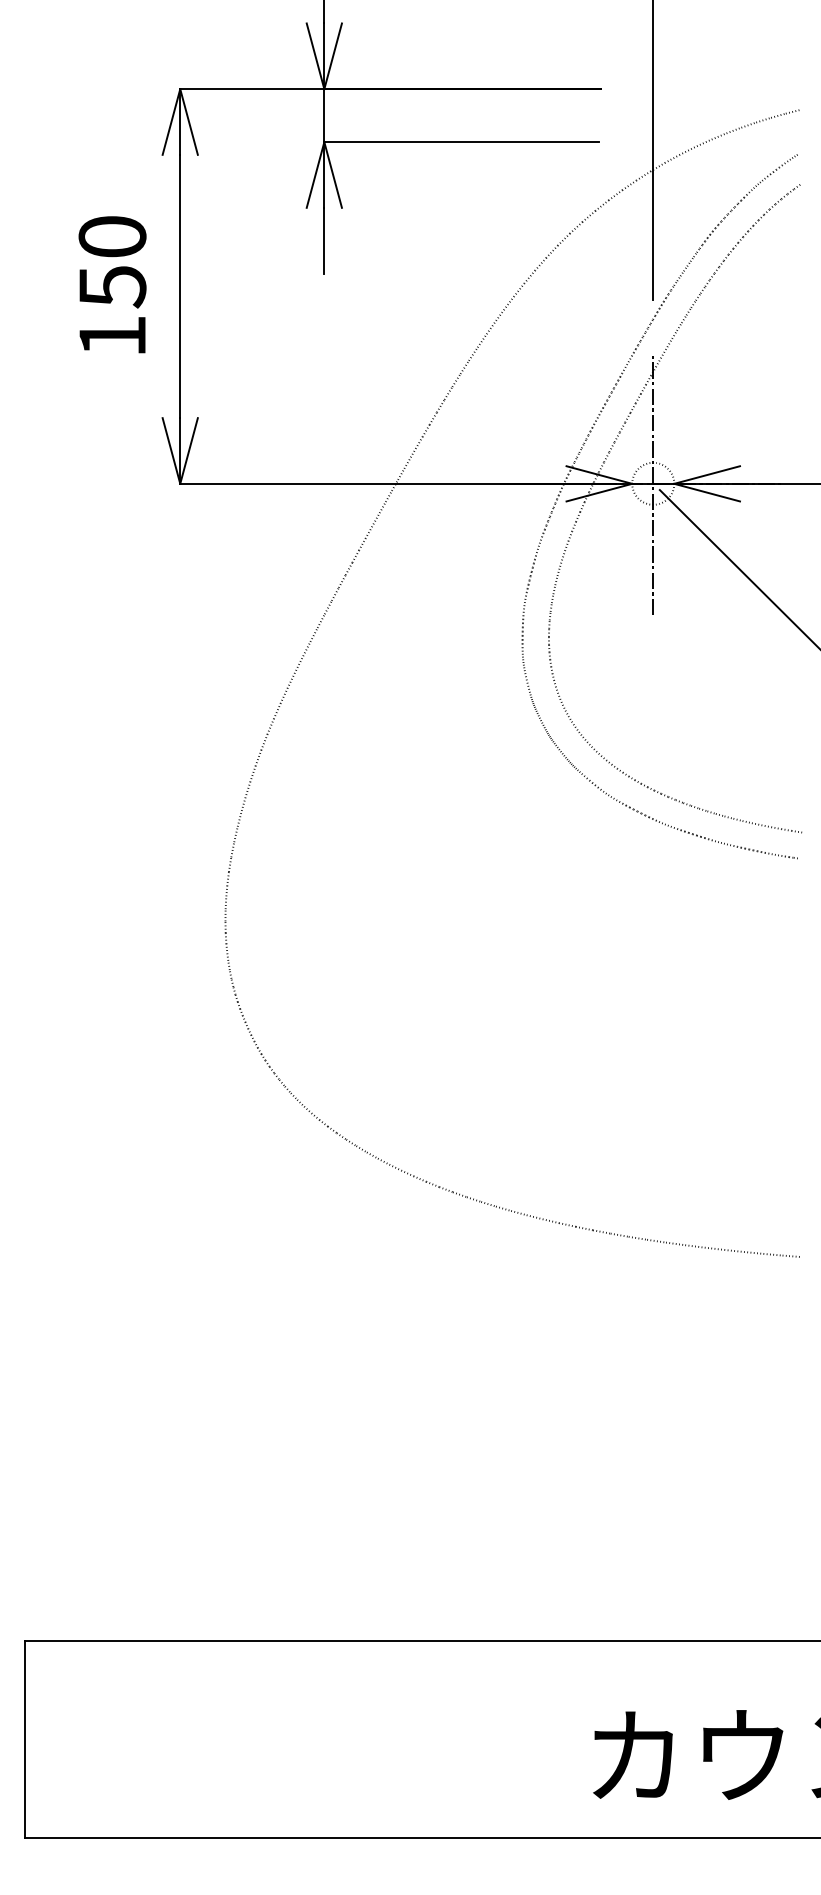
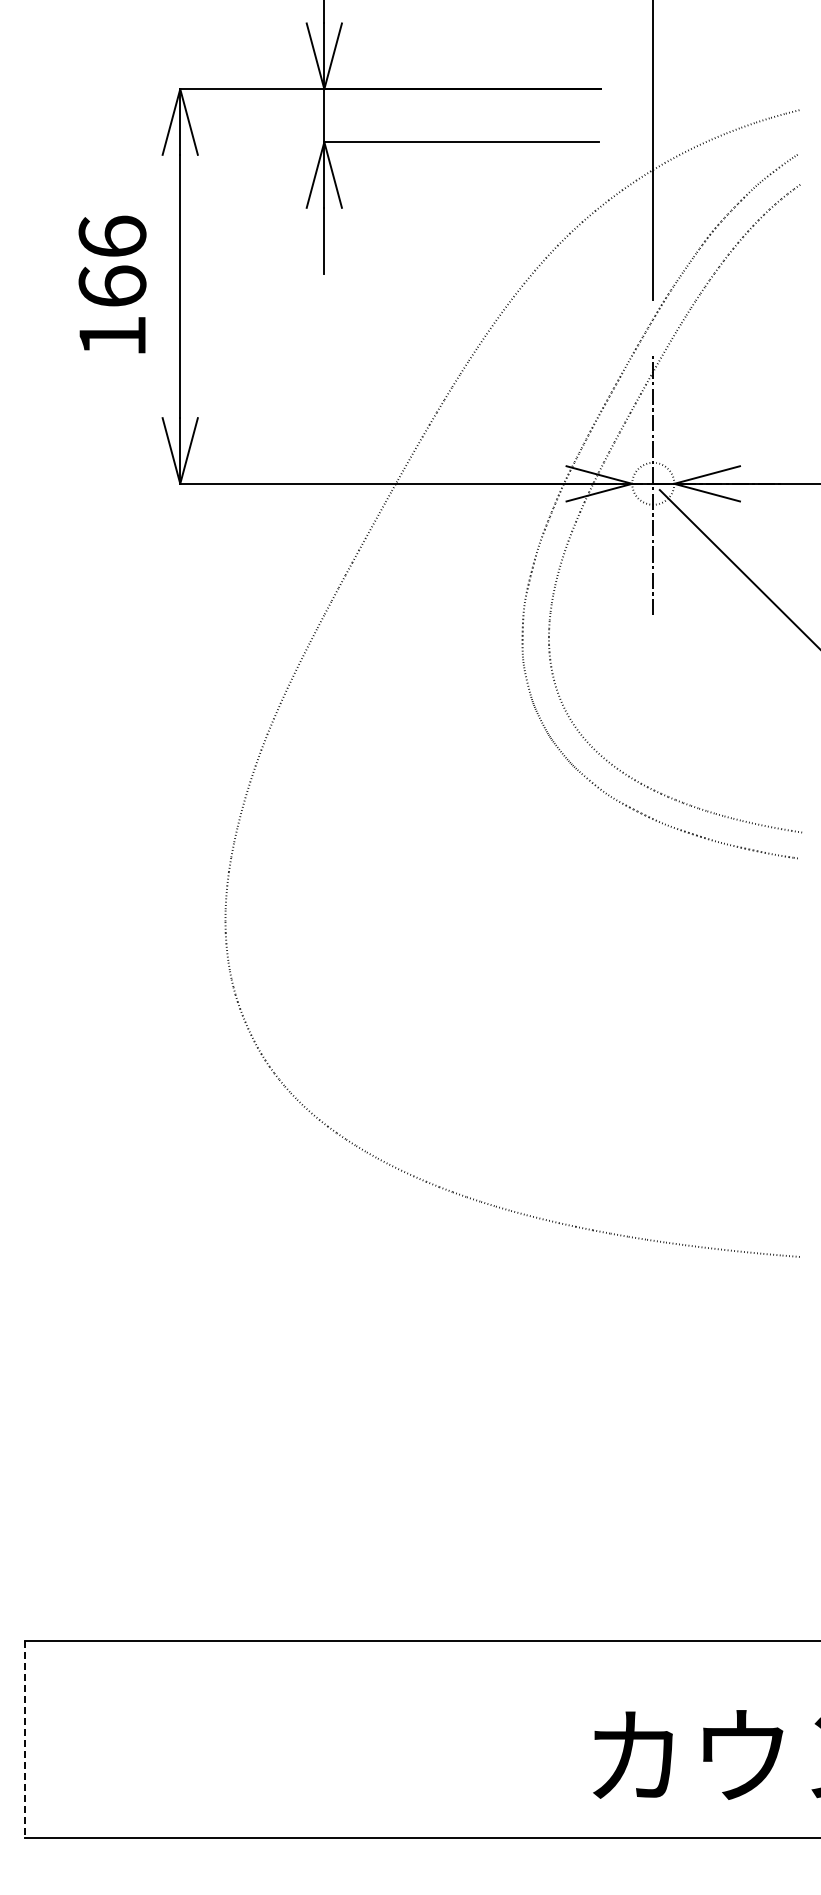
text: 150 -> 166 (112, 261)
line: solid -> dashed (24, 1739)
